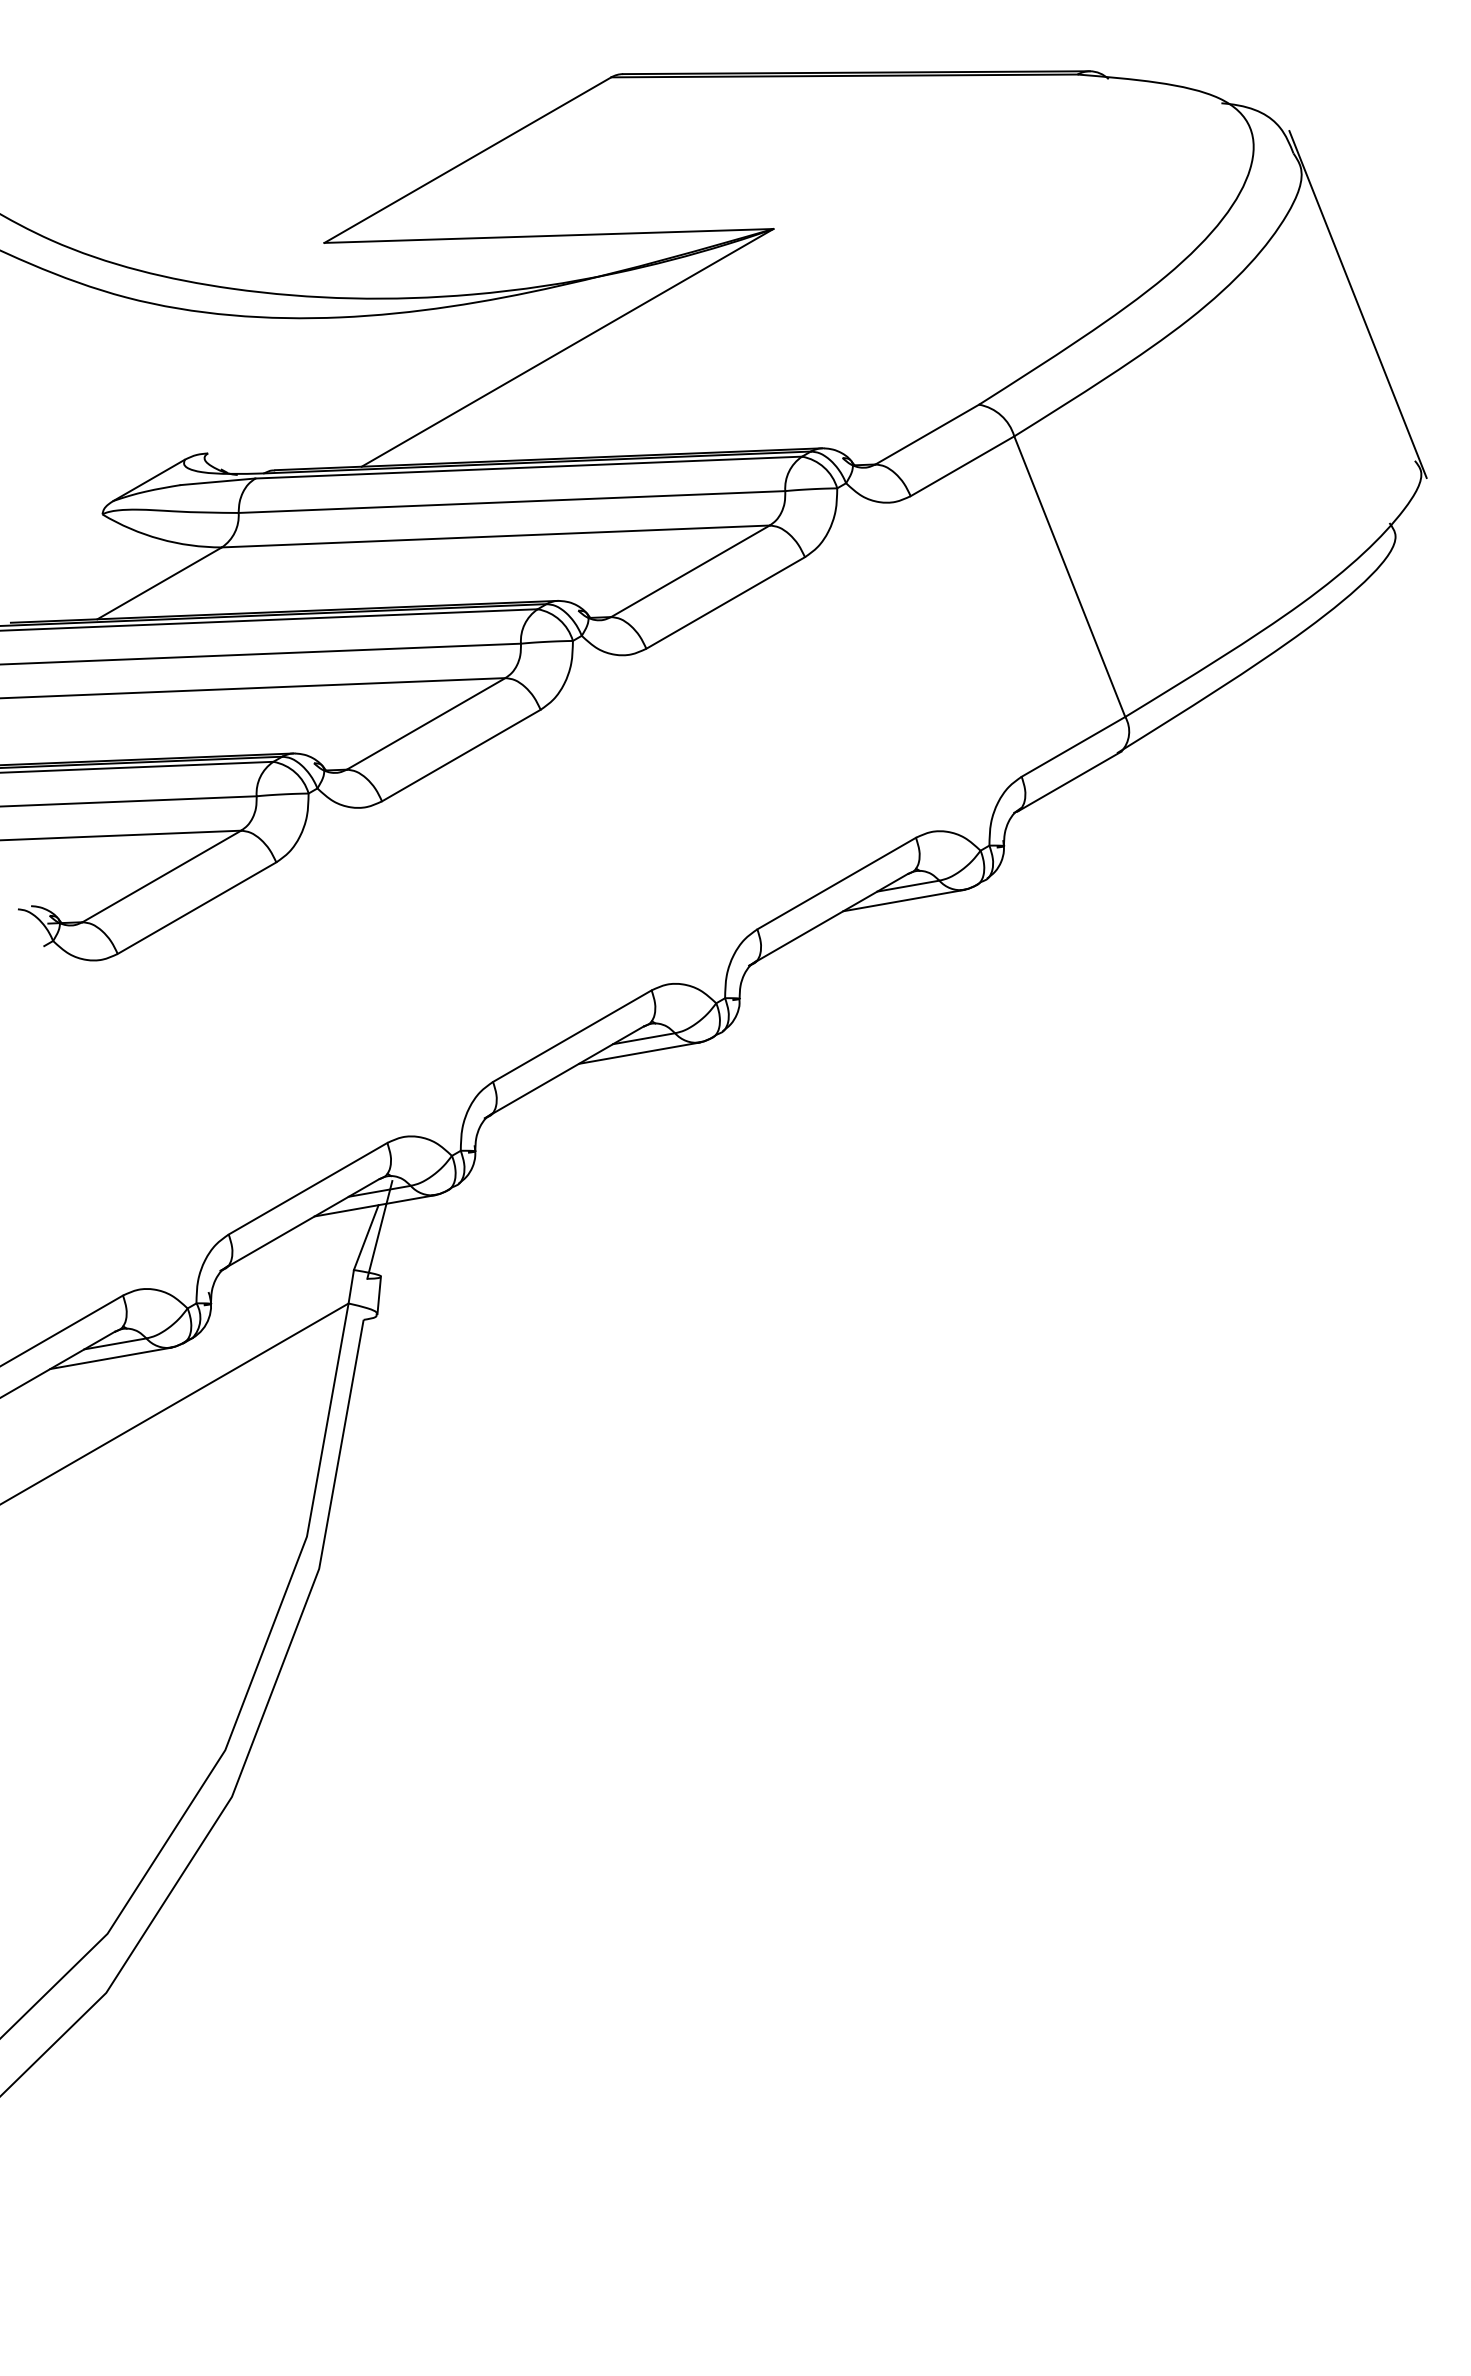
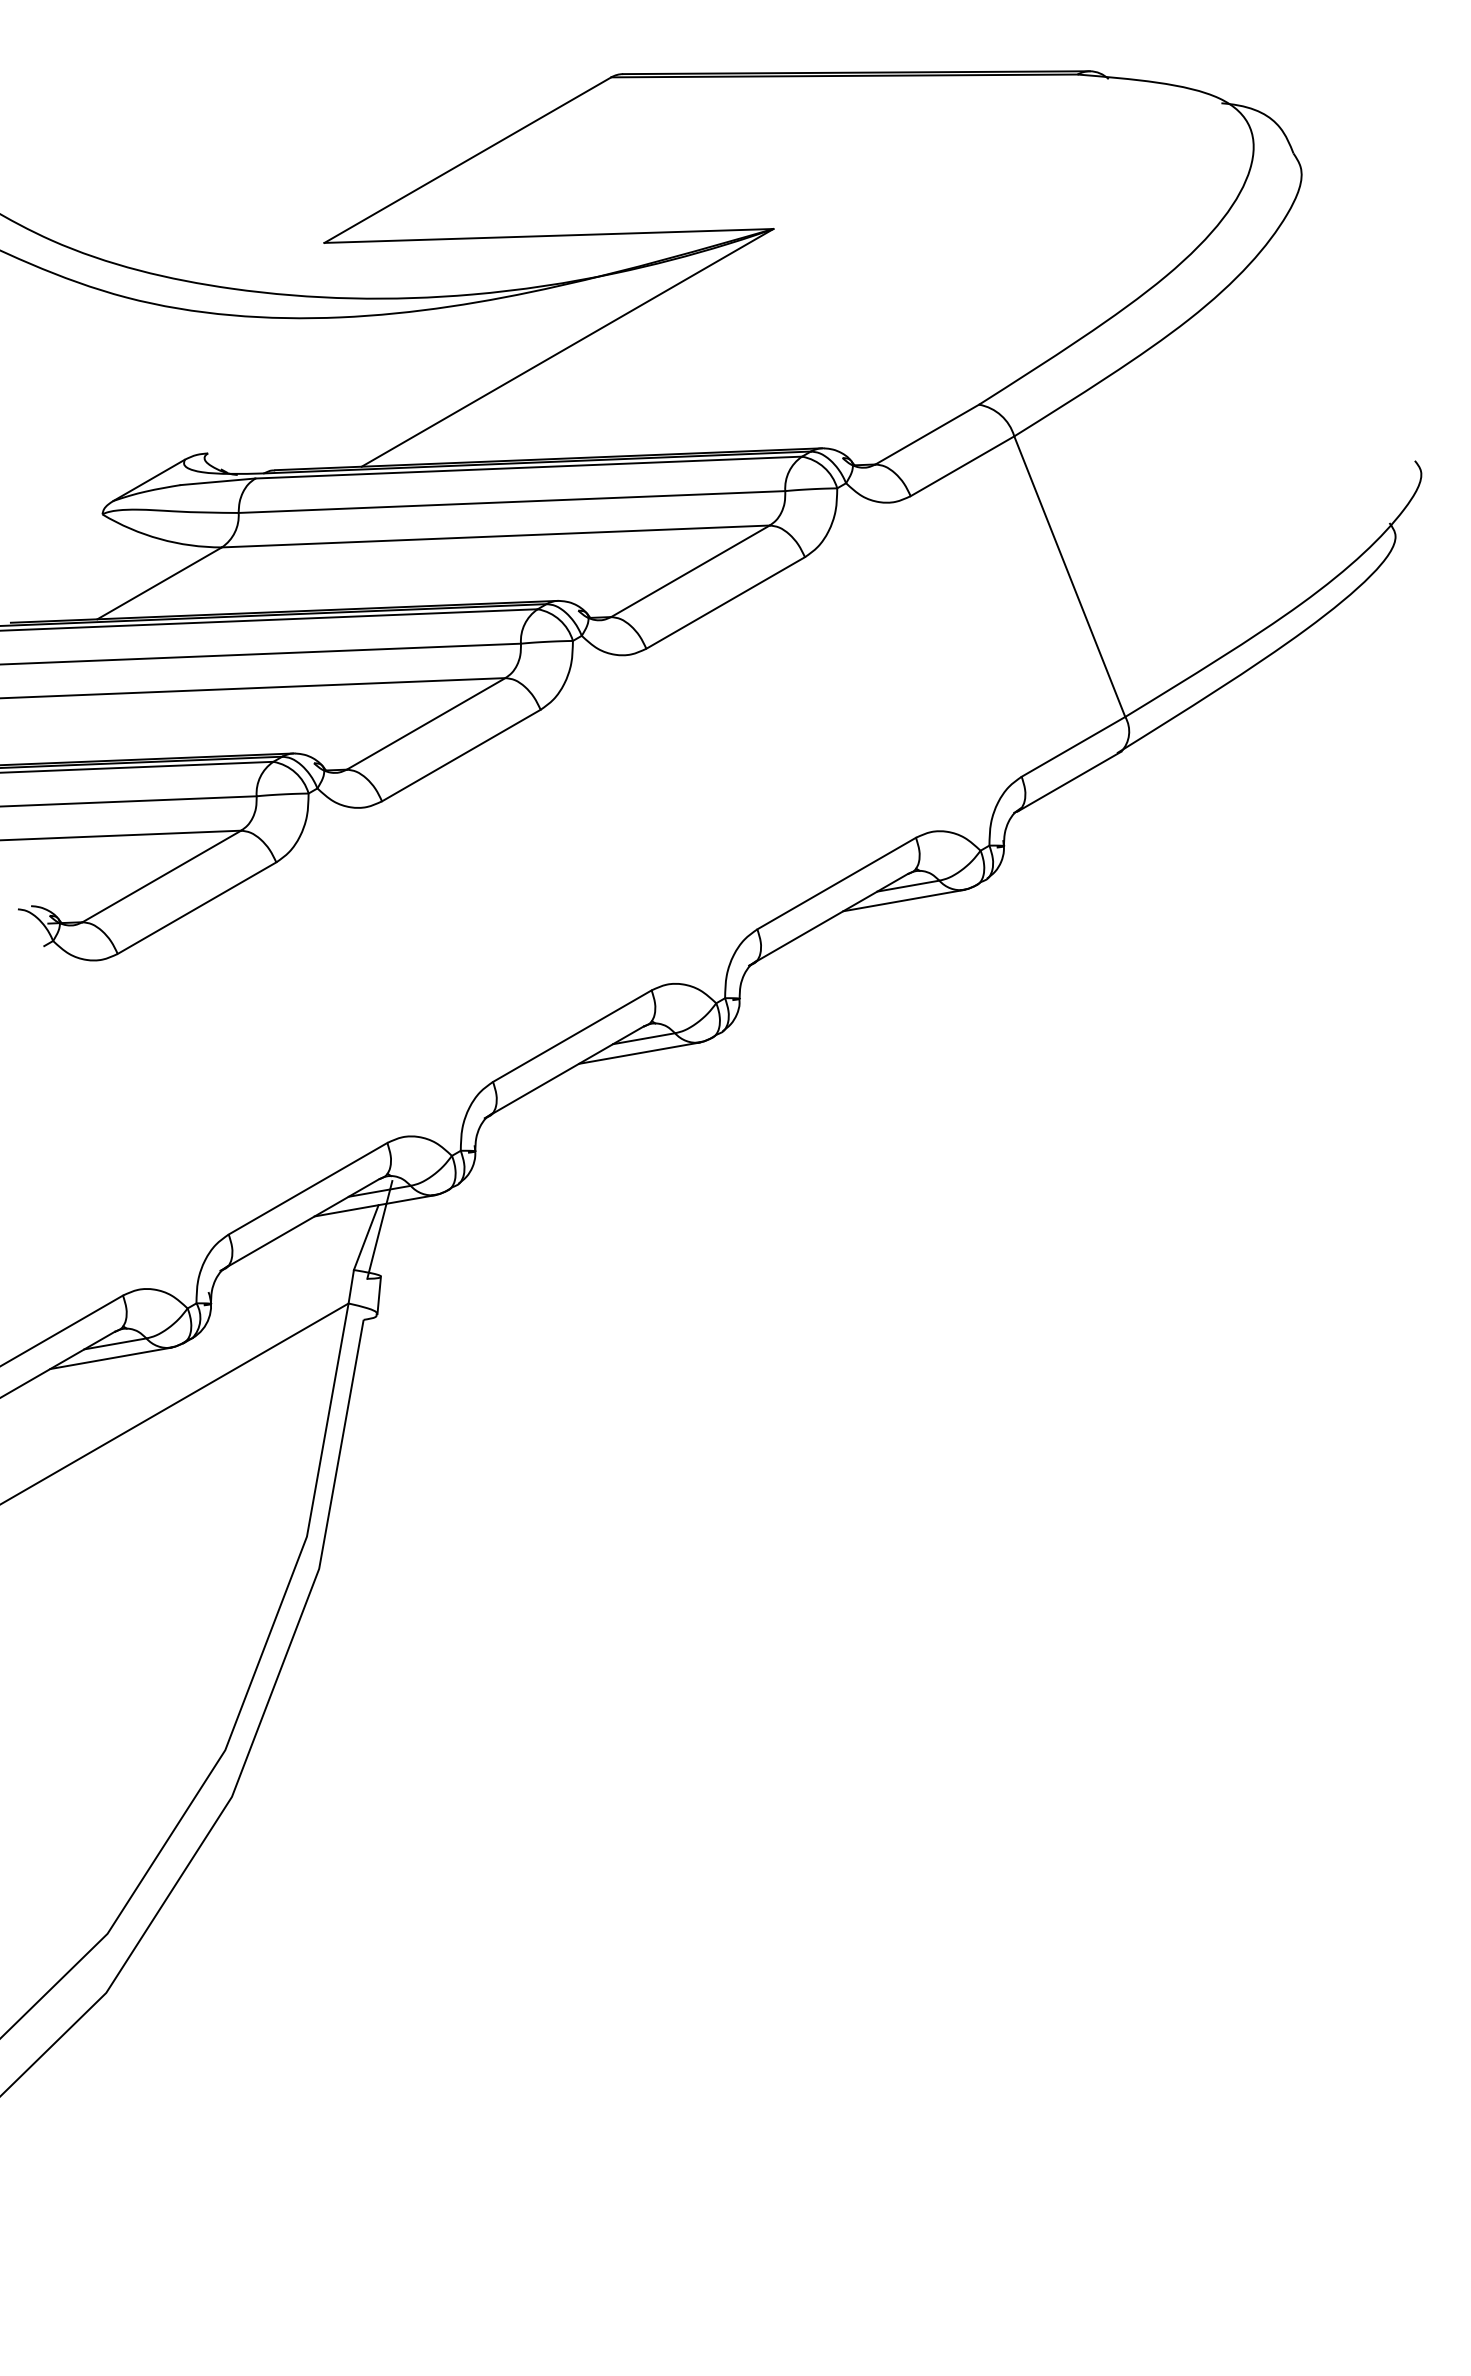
line: present -> none (1357, 304)
